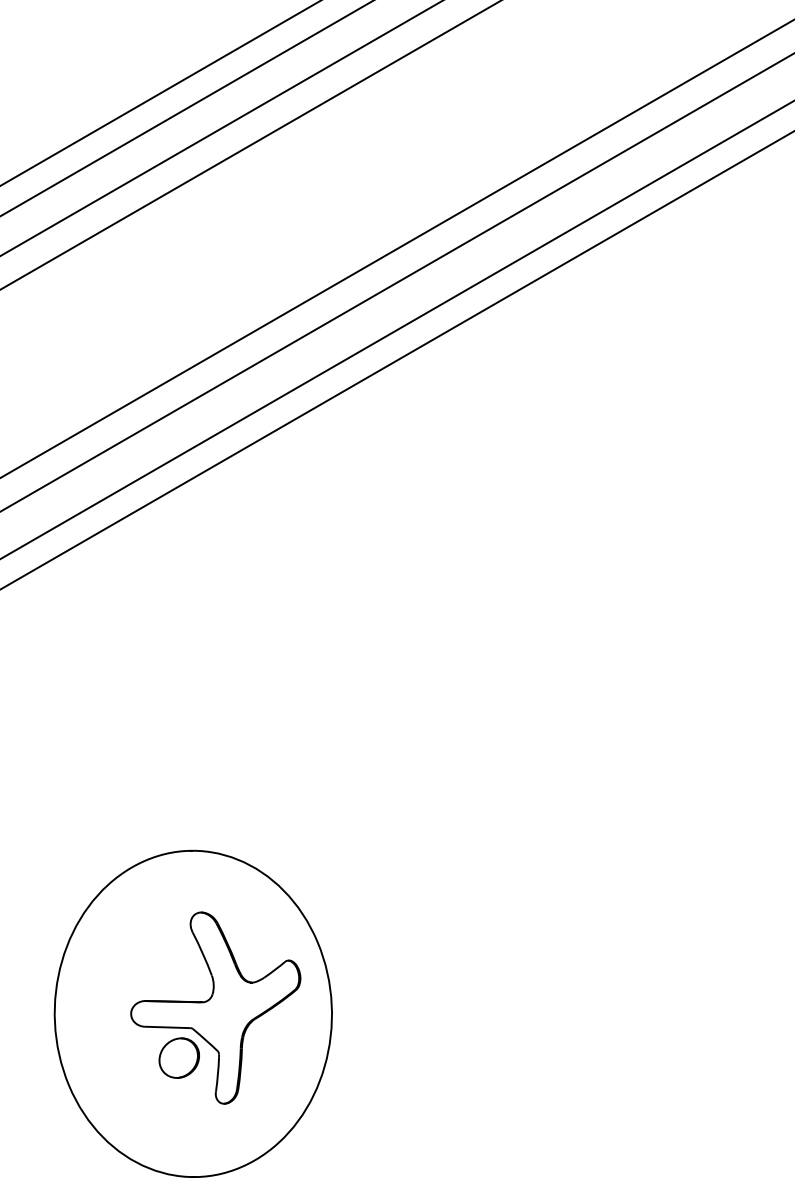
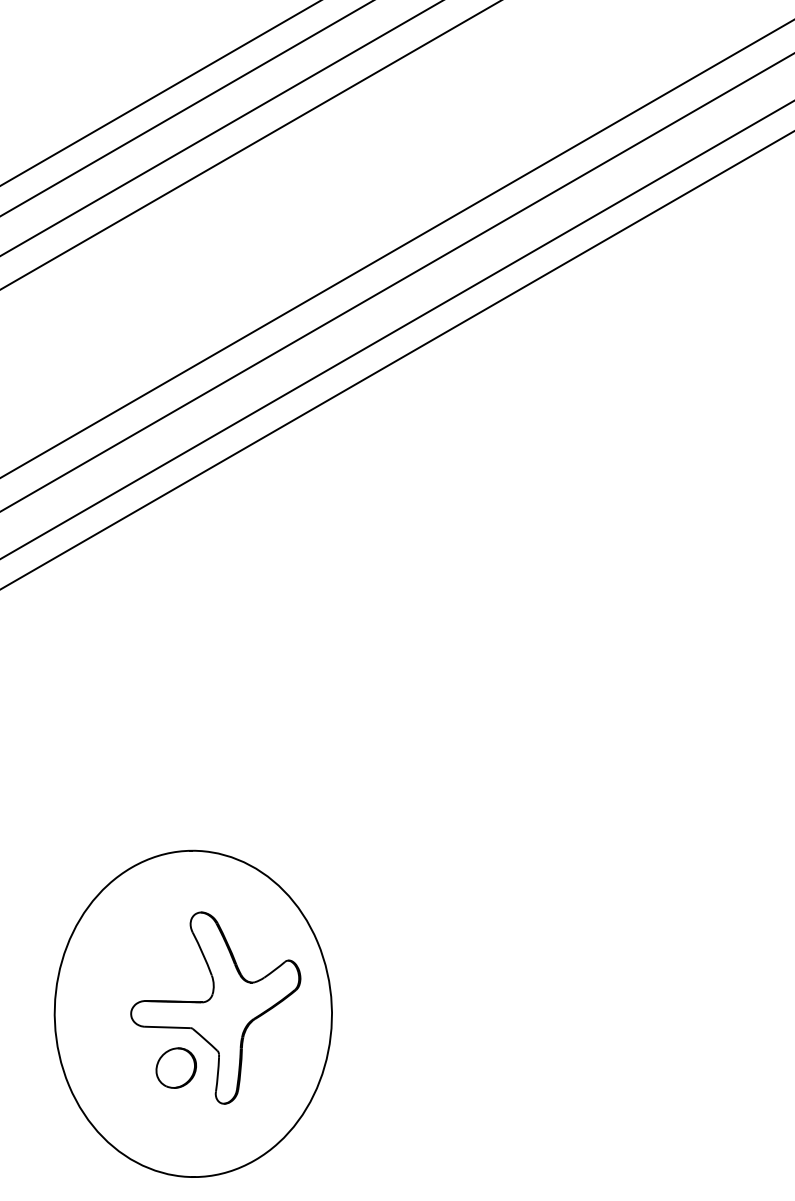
part position: (178, 1057) -> (175, 1067) (175, 1067)
